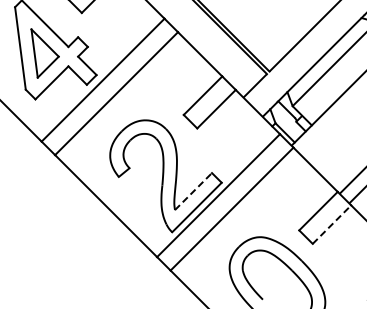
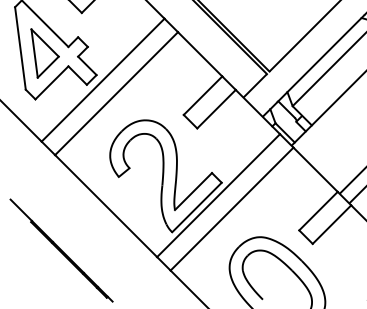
line: dashed -> solid (193, 191)
line: dashed -> solid (332, 224)
line: none -> present (61, 250)
